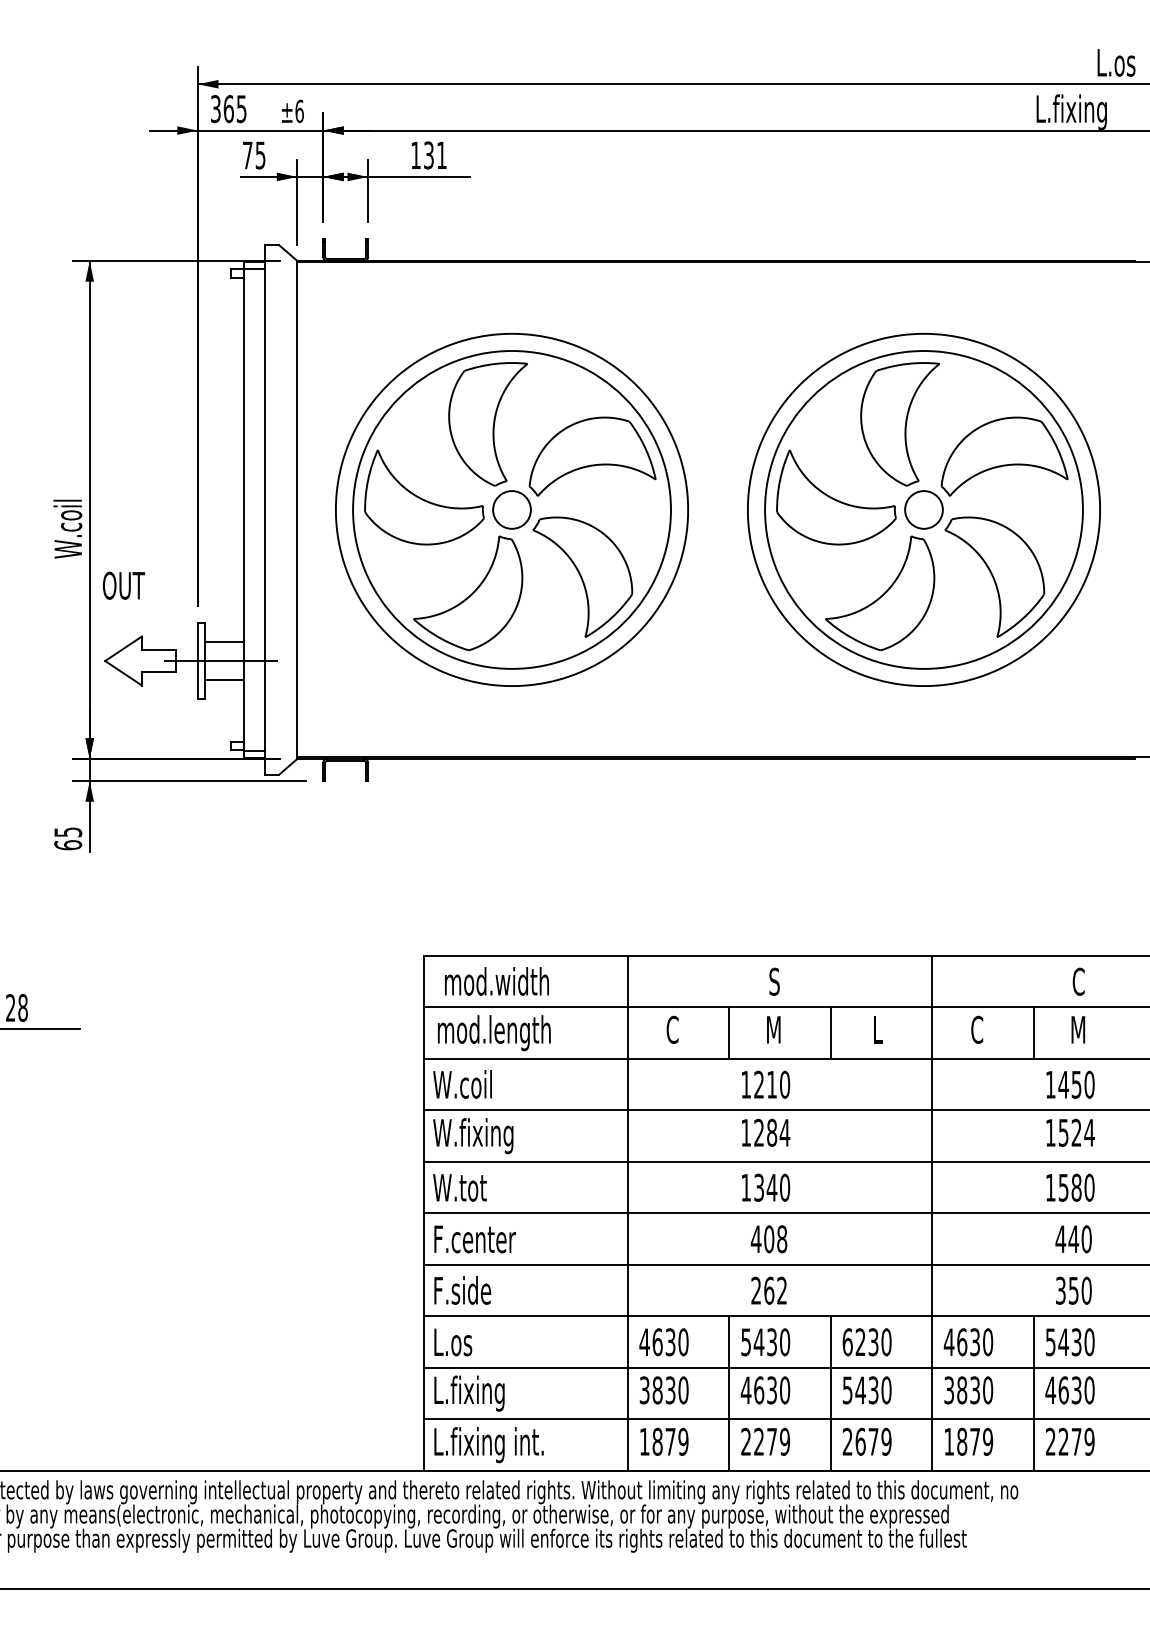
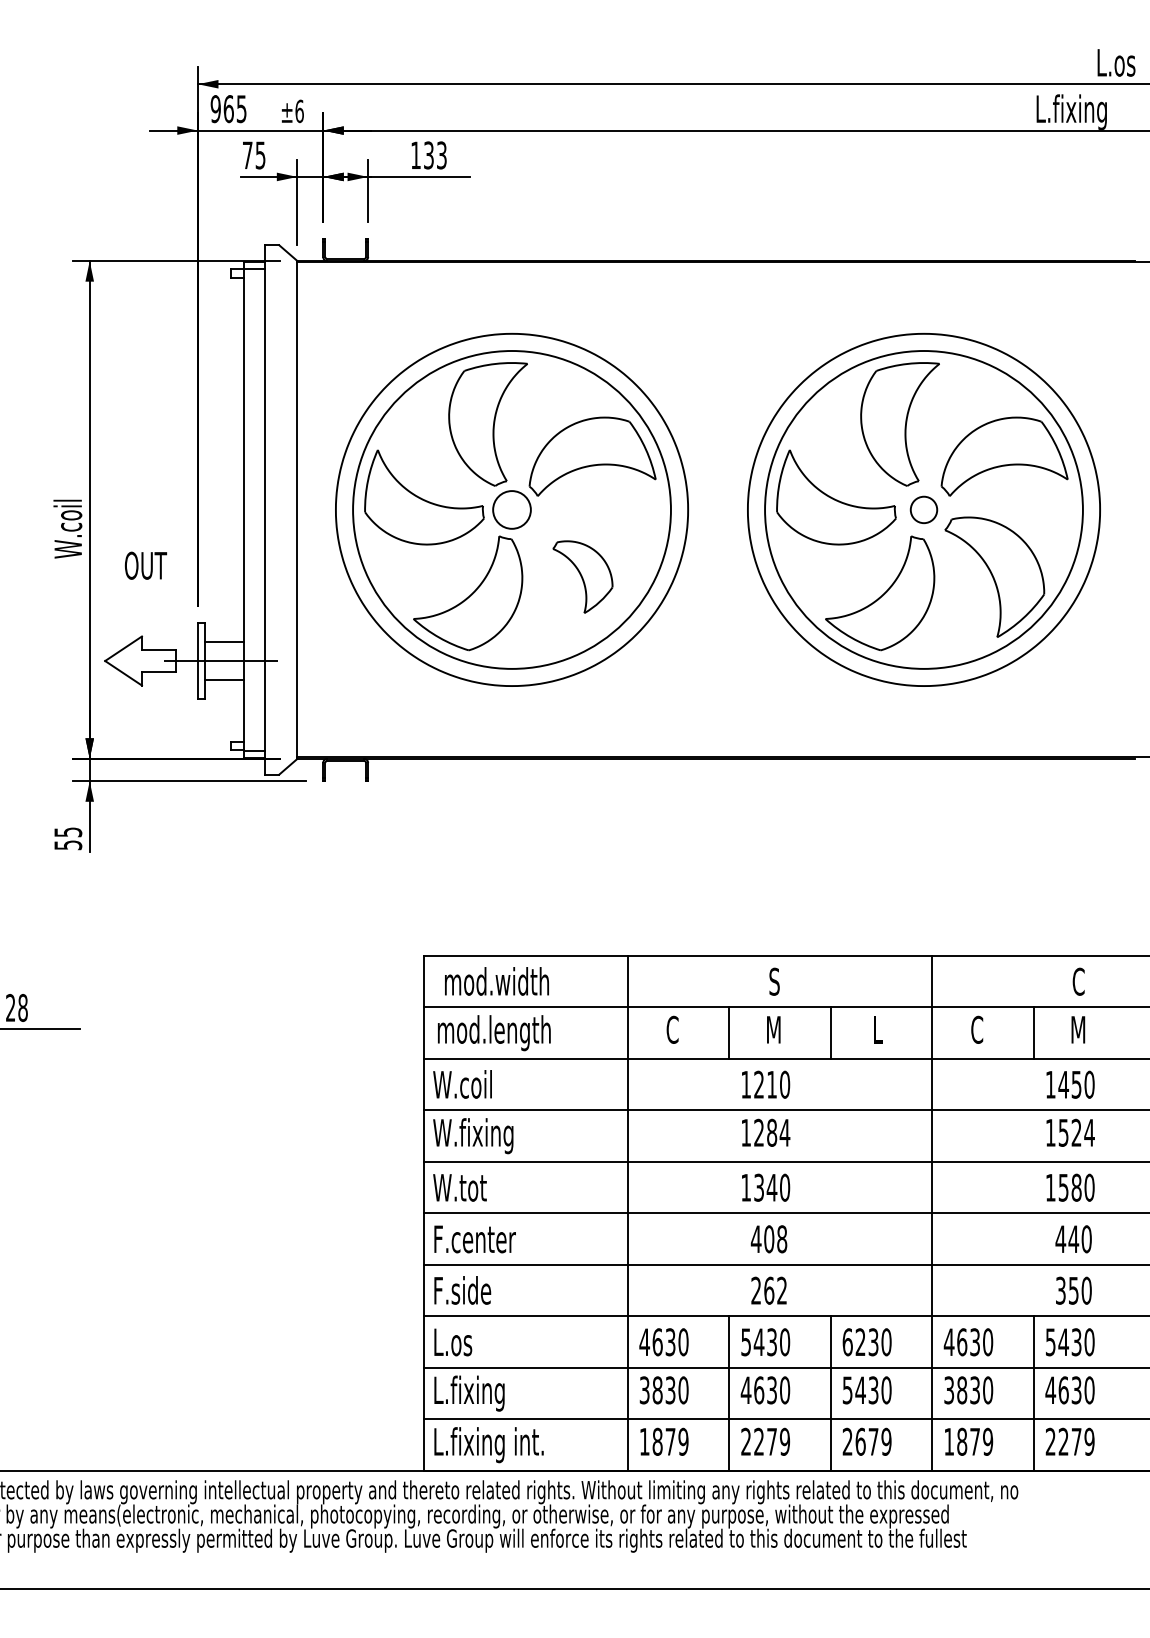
text: 365 -> 965 (215, 108)
text: 131 -> 133 (441, 155)
circle diameter: 38 px -> 26 px (923, 509)
part size: 102x122 px -> 62x74 px (582, 576)
text position: (123, 585) -> (145, 565) (145, 565)
text: 65 -> 55 (68, 845)
